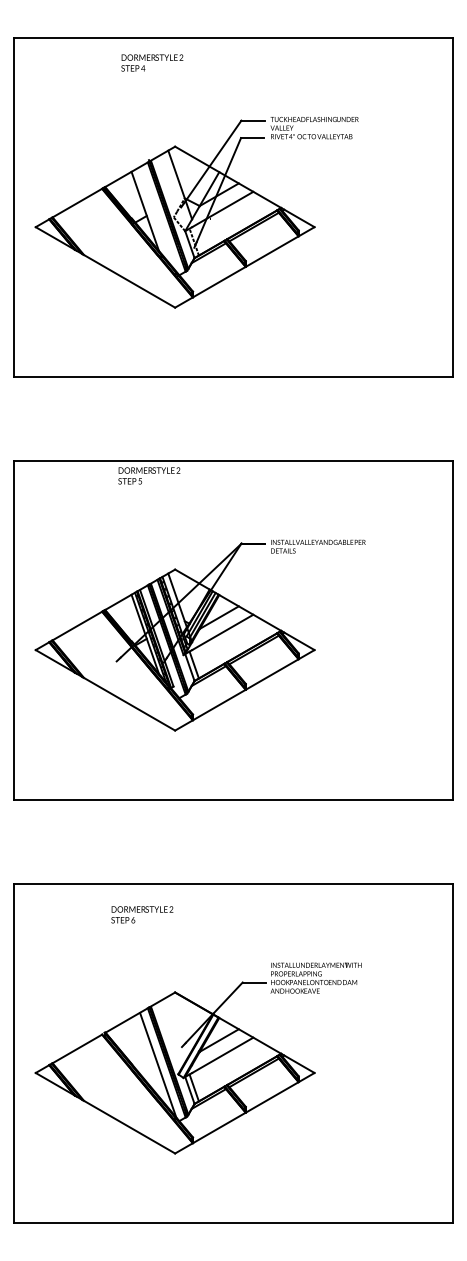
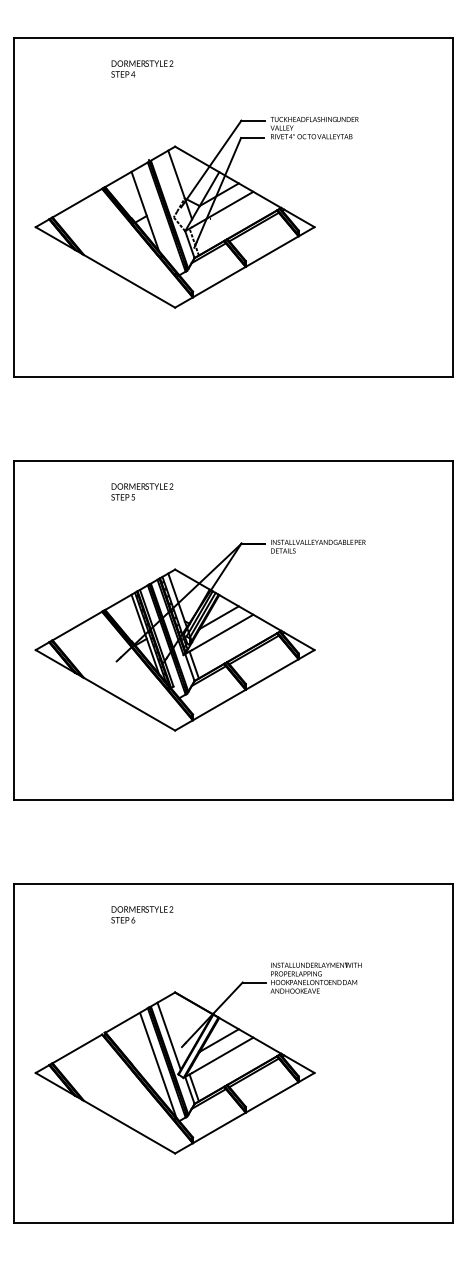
text position: (152, 62) -> (142, 68) (142, 68)
text position: (149, 475) -> (142, 491) (142, 491)
line: none -> present (168, 1035)
